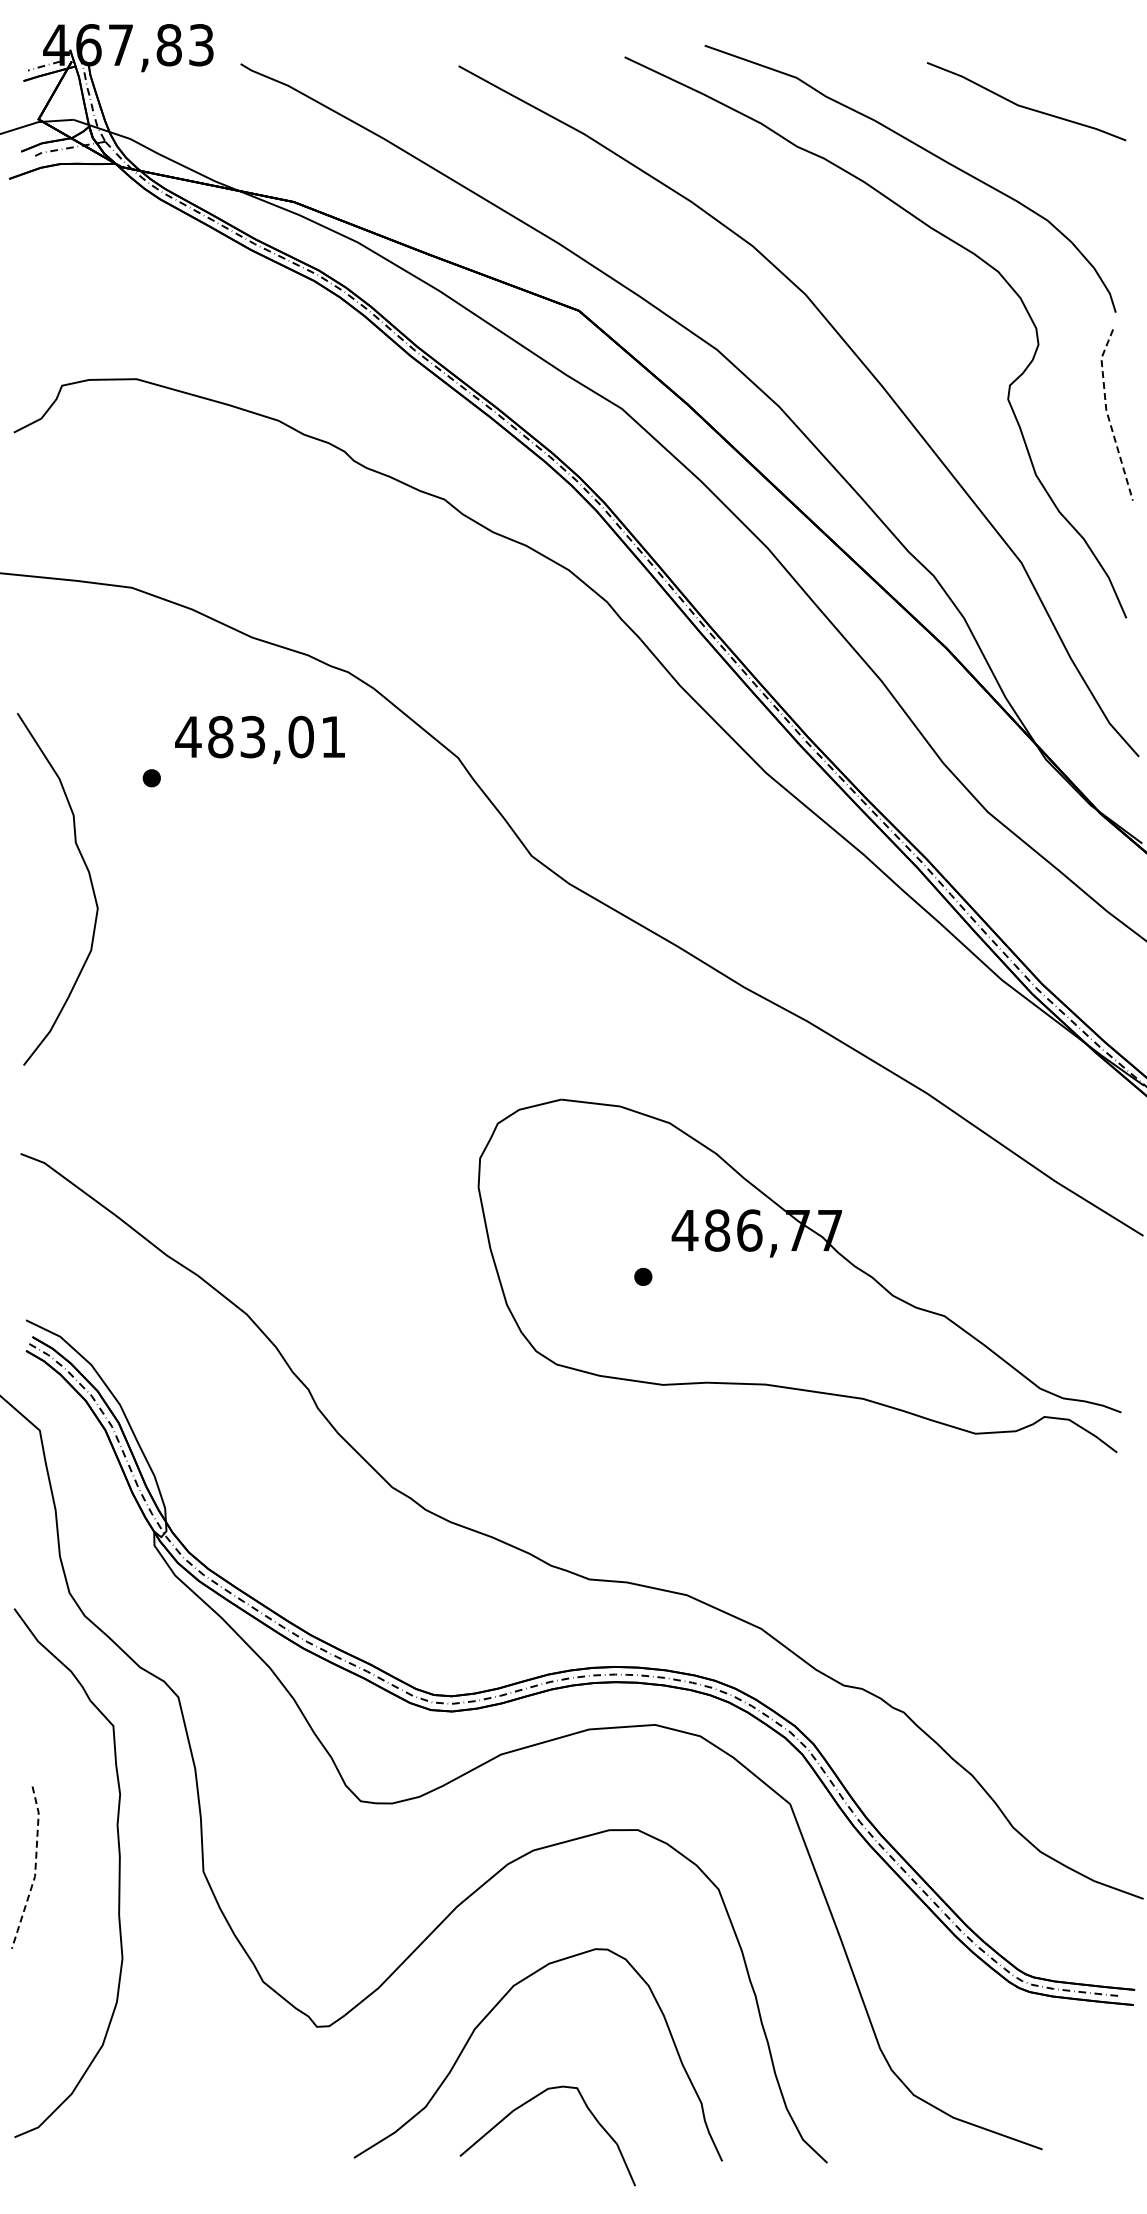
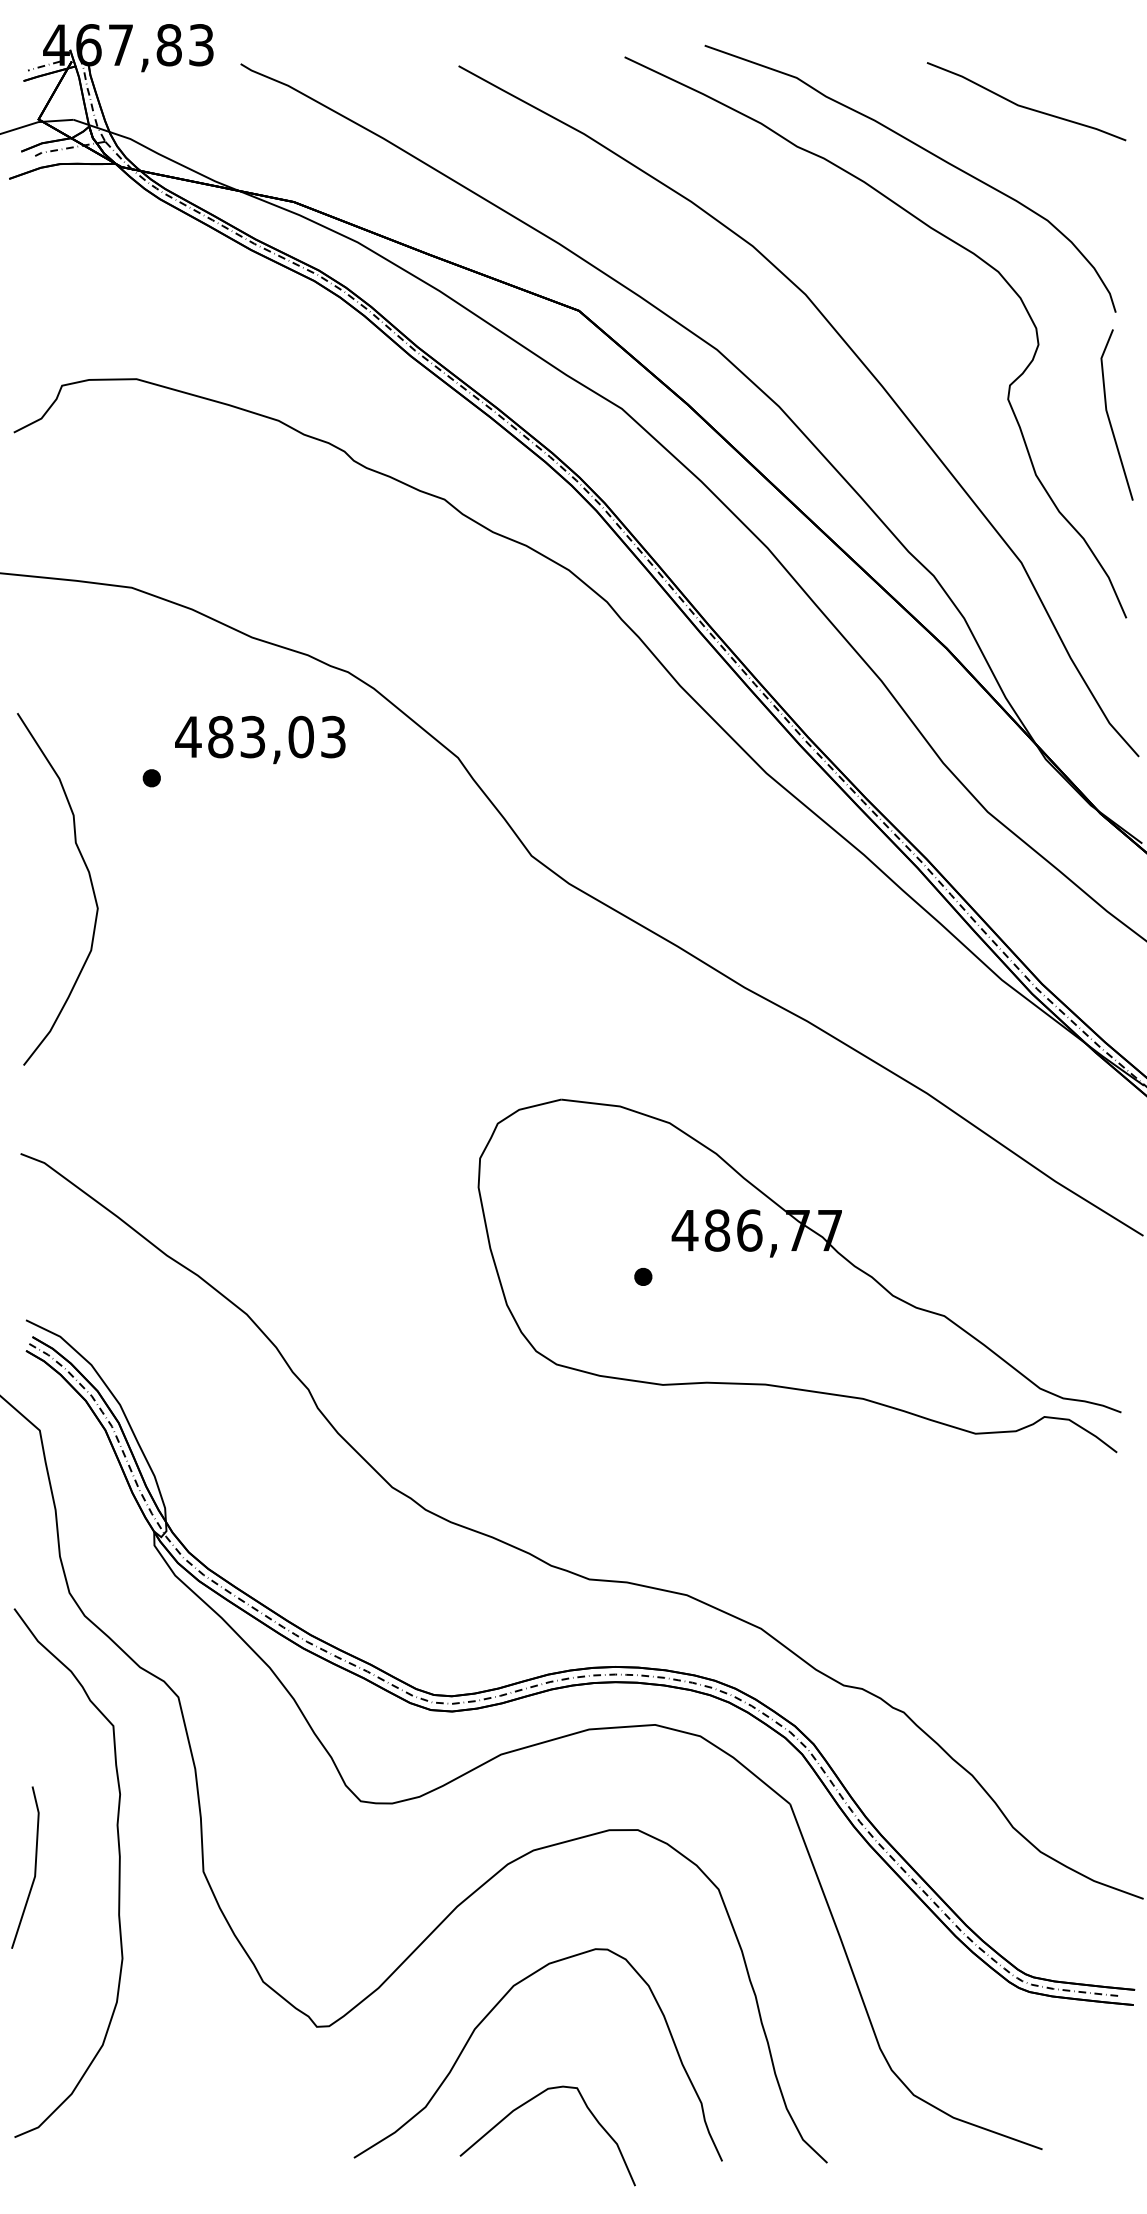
line: dashed -> solid (1107, 414)
text: 483,01 -> 483,03 (333, 736)
line: dashed -> solid (35, 1868)
